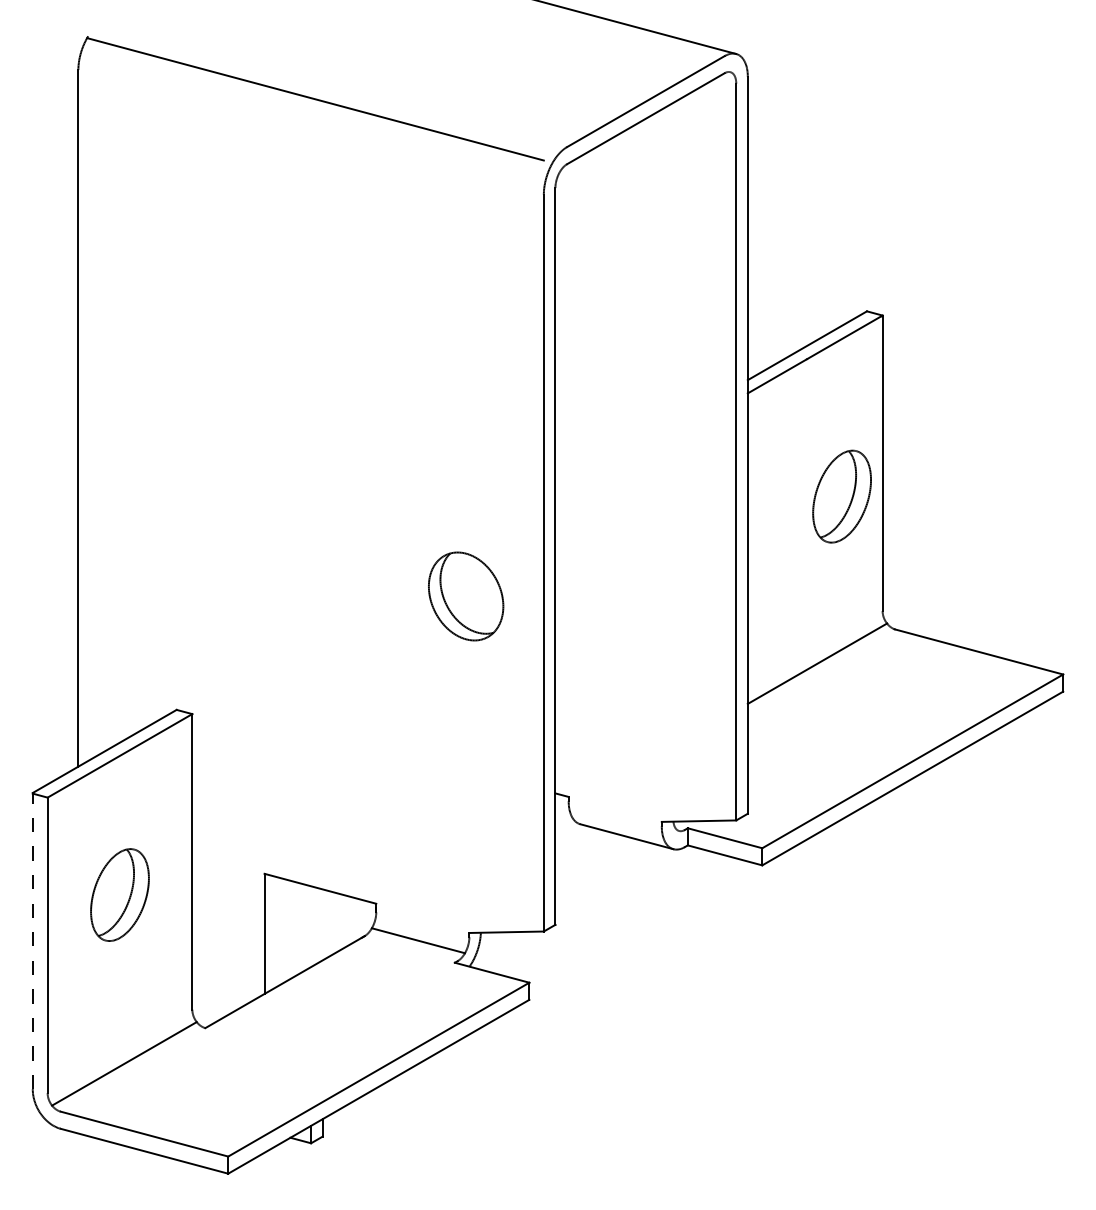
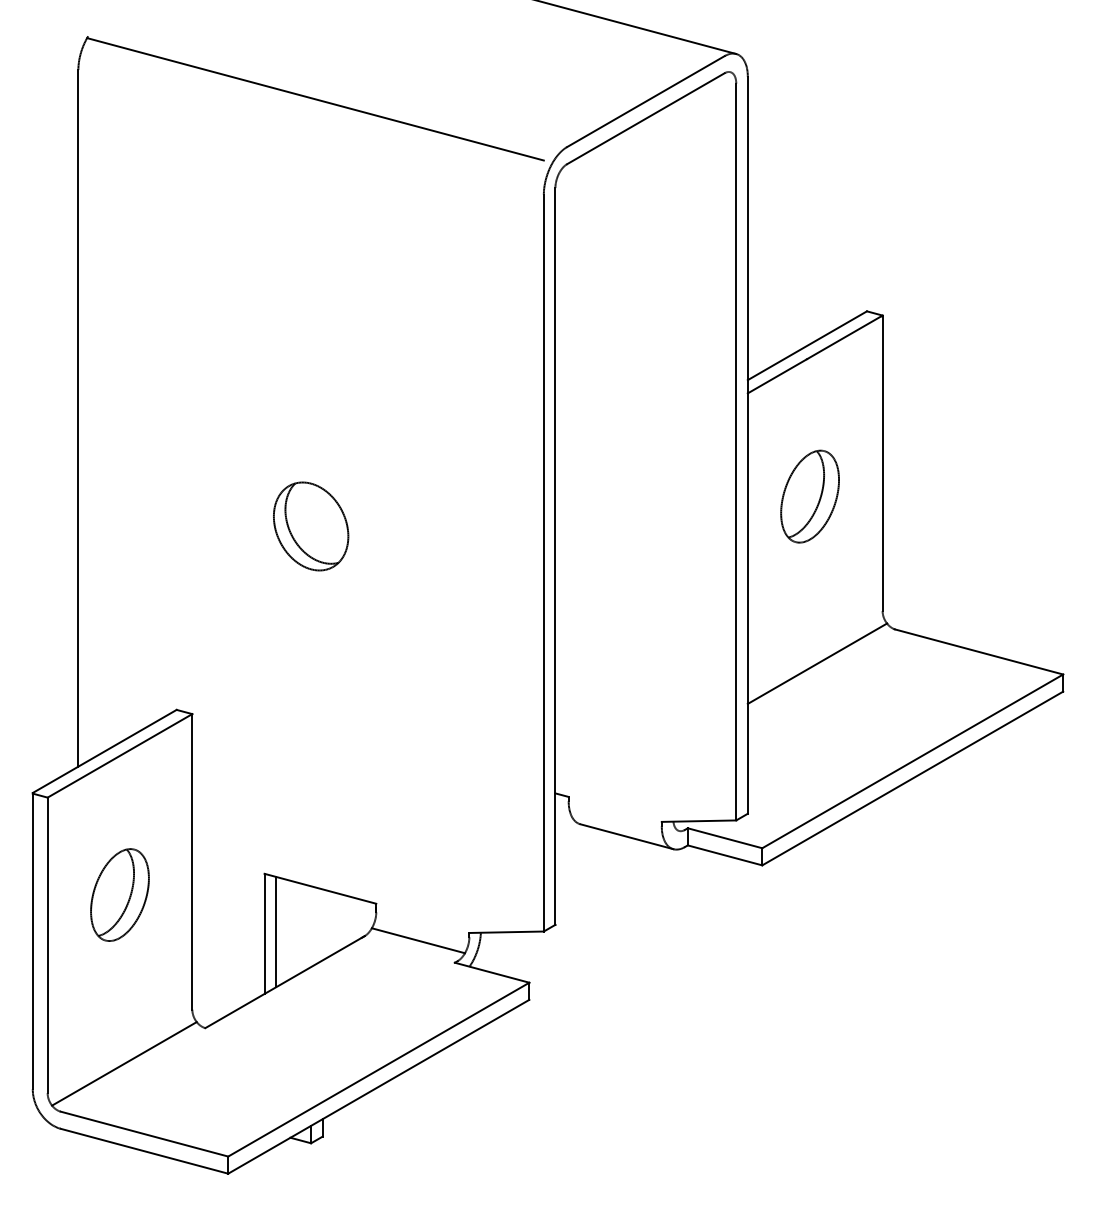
part position: (841, 496) -> (809, 496) (809, 496)
part position: (466, 596) -> (311, 526) (311, 526)
line: none -> present (276, 931)
line: dashed -> solid (32, 940)
